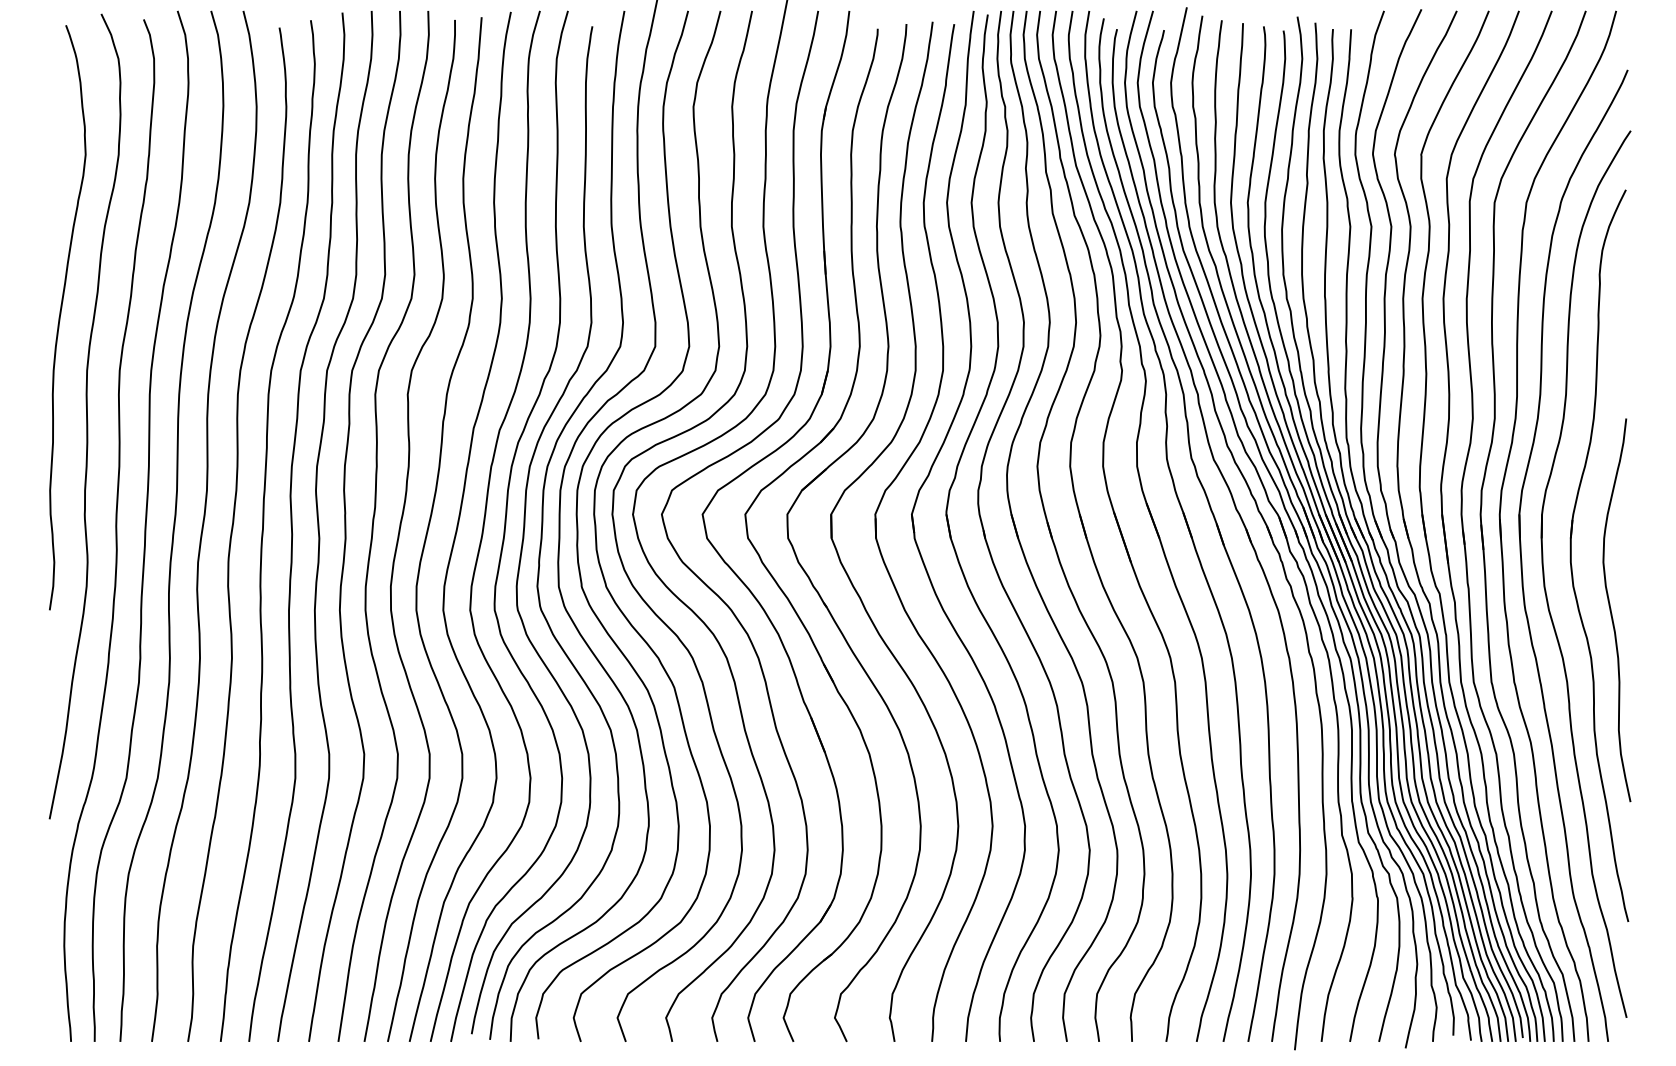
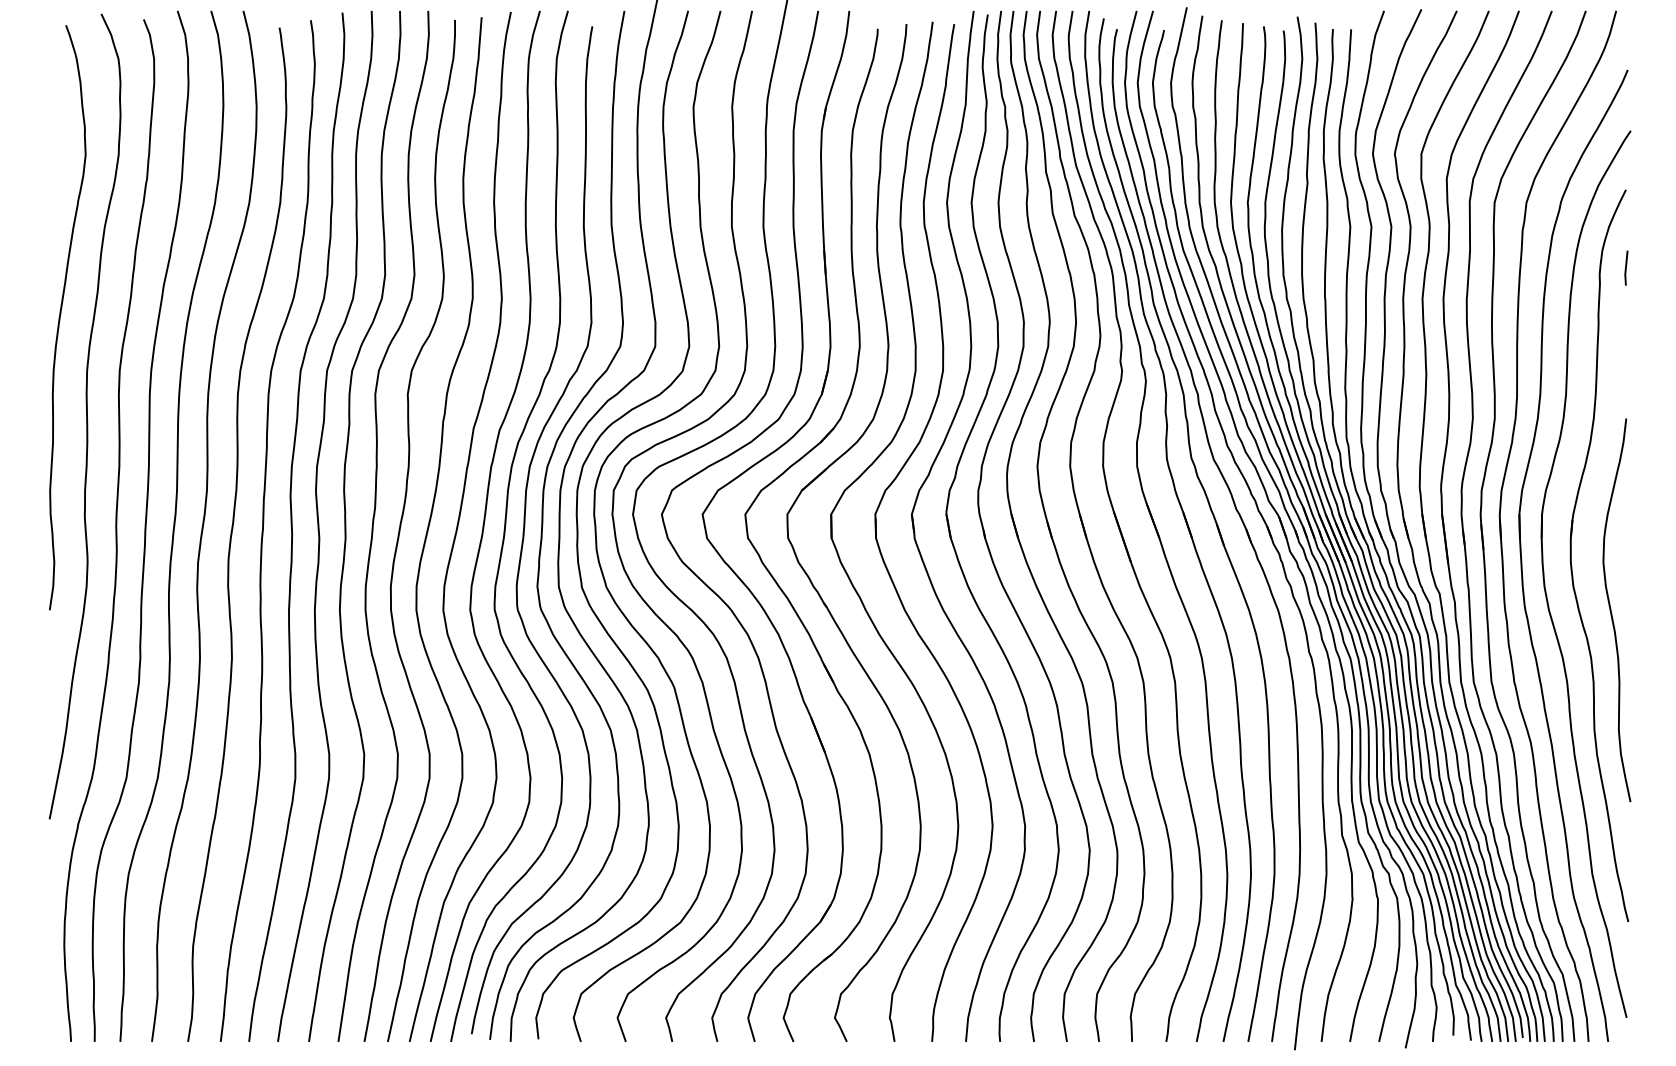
line: none -> present (1626, 267)
